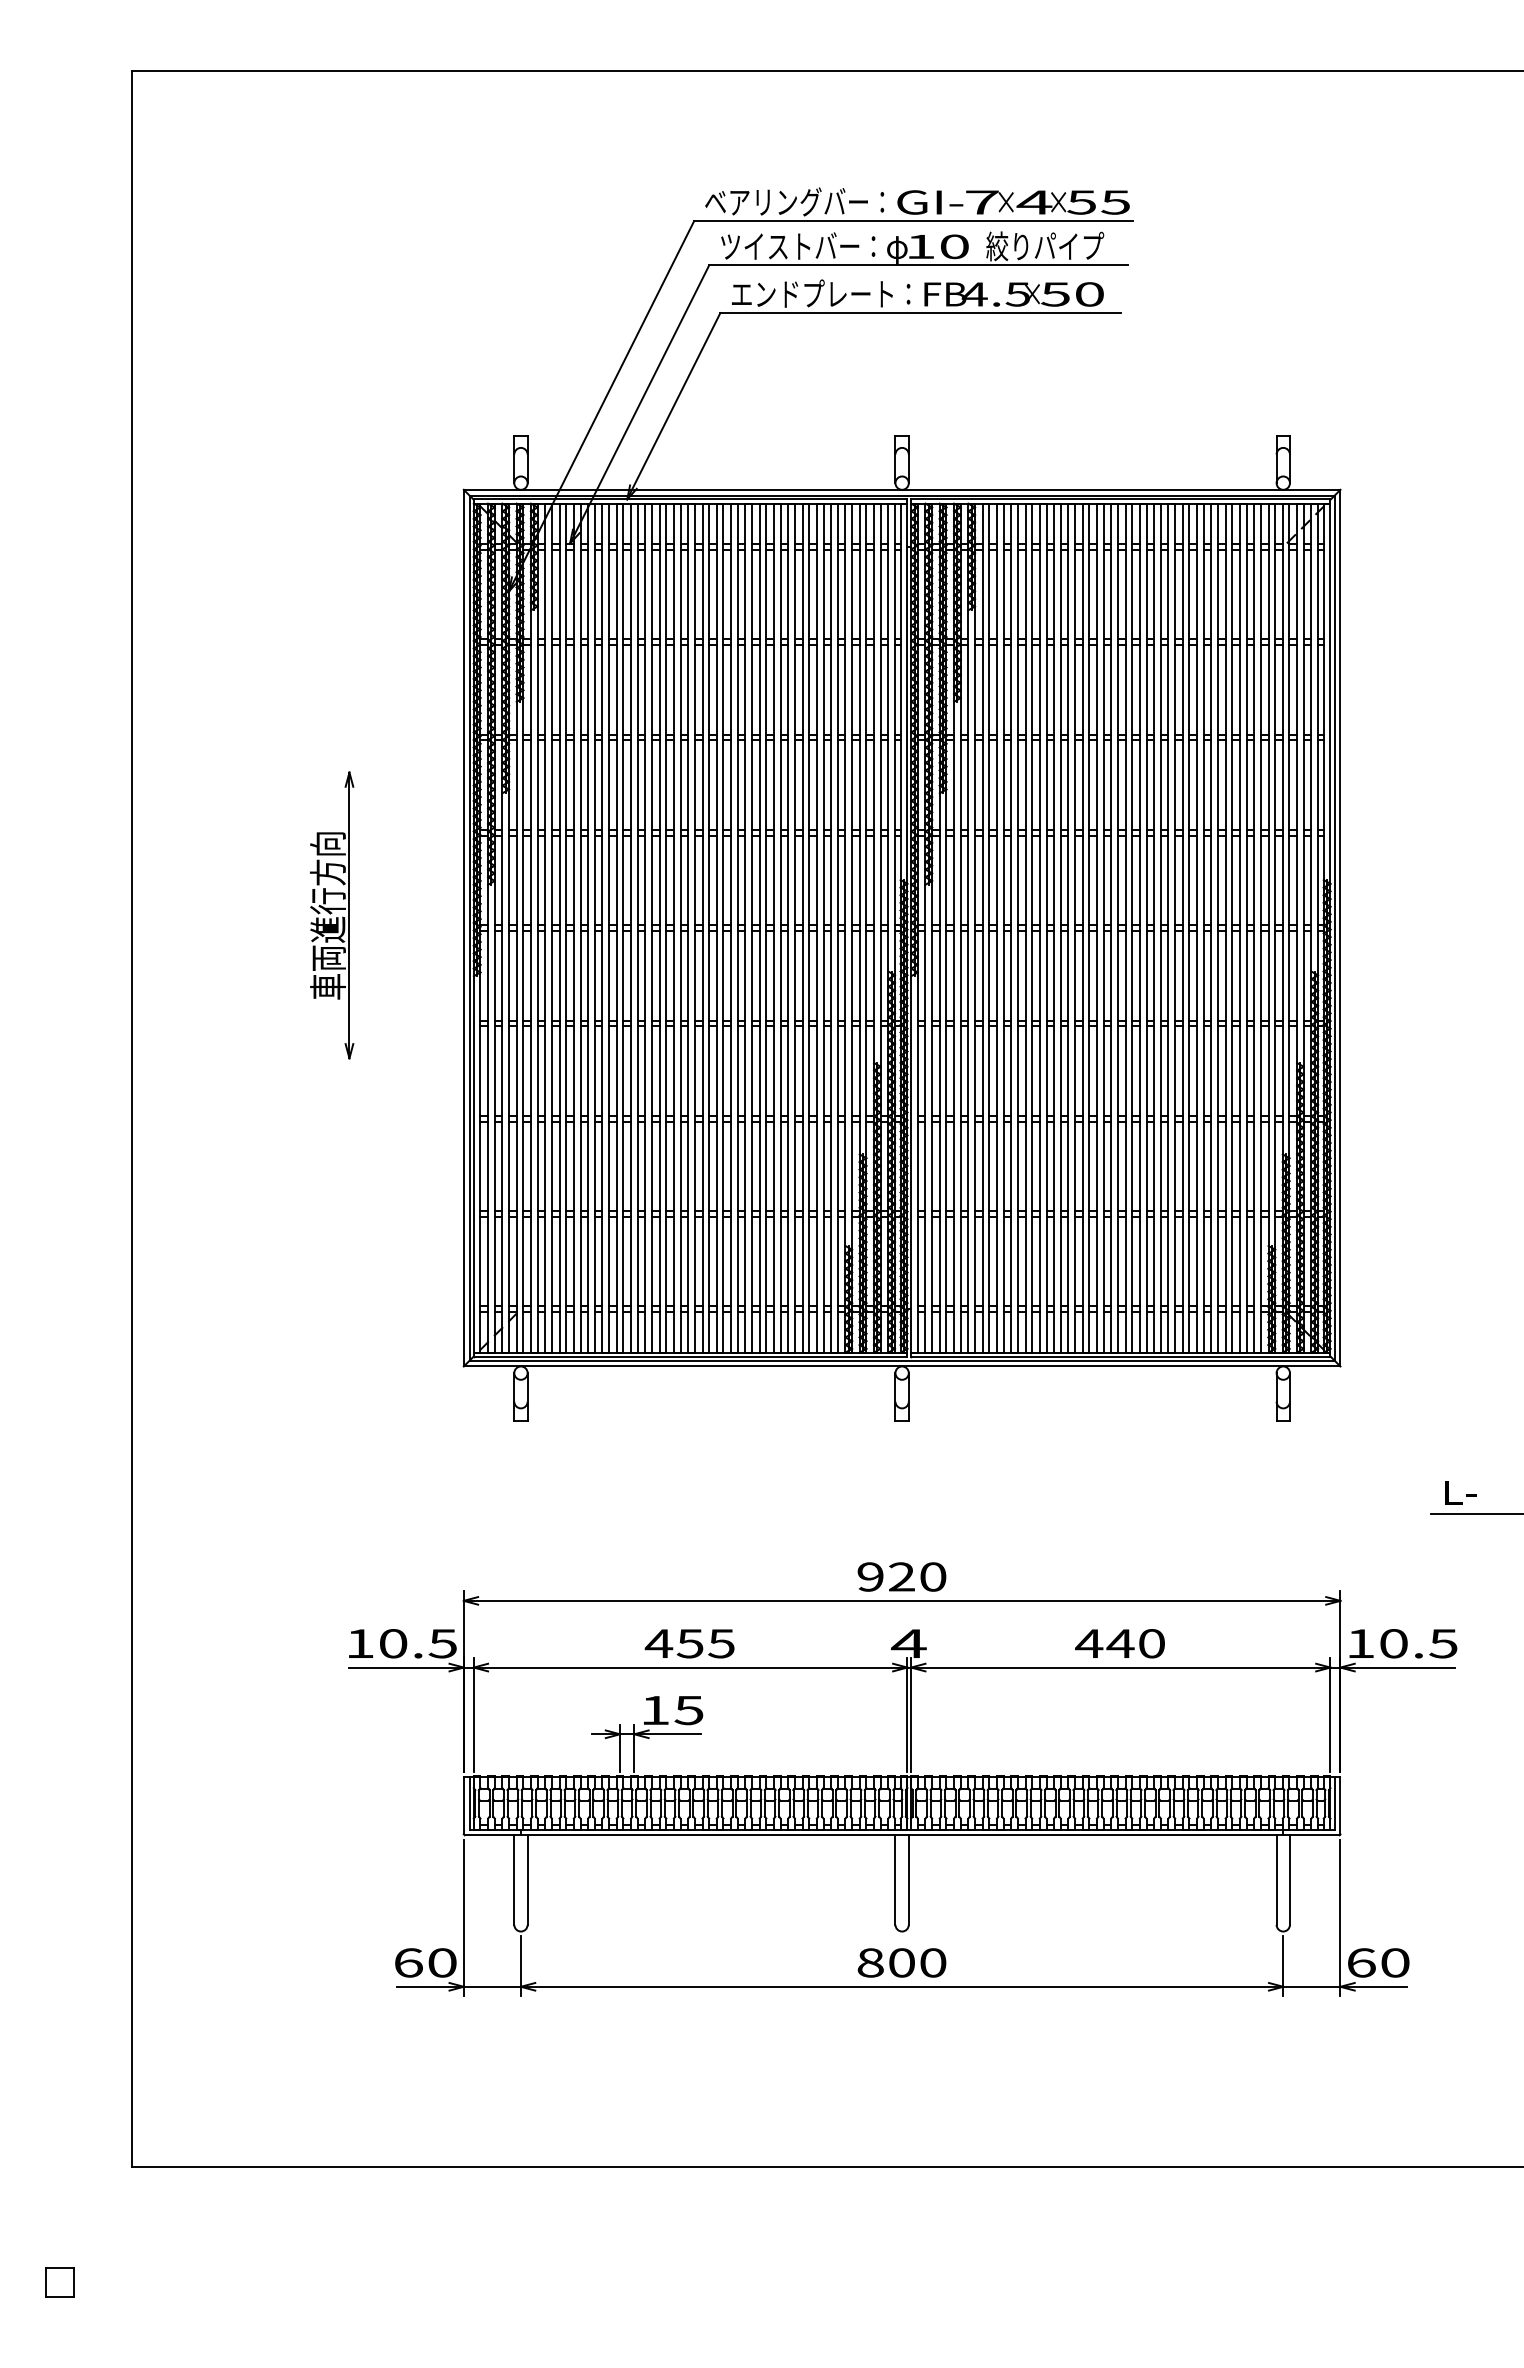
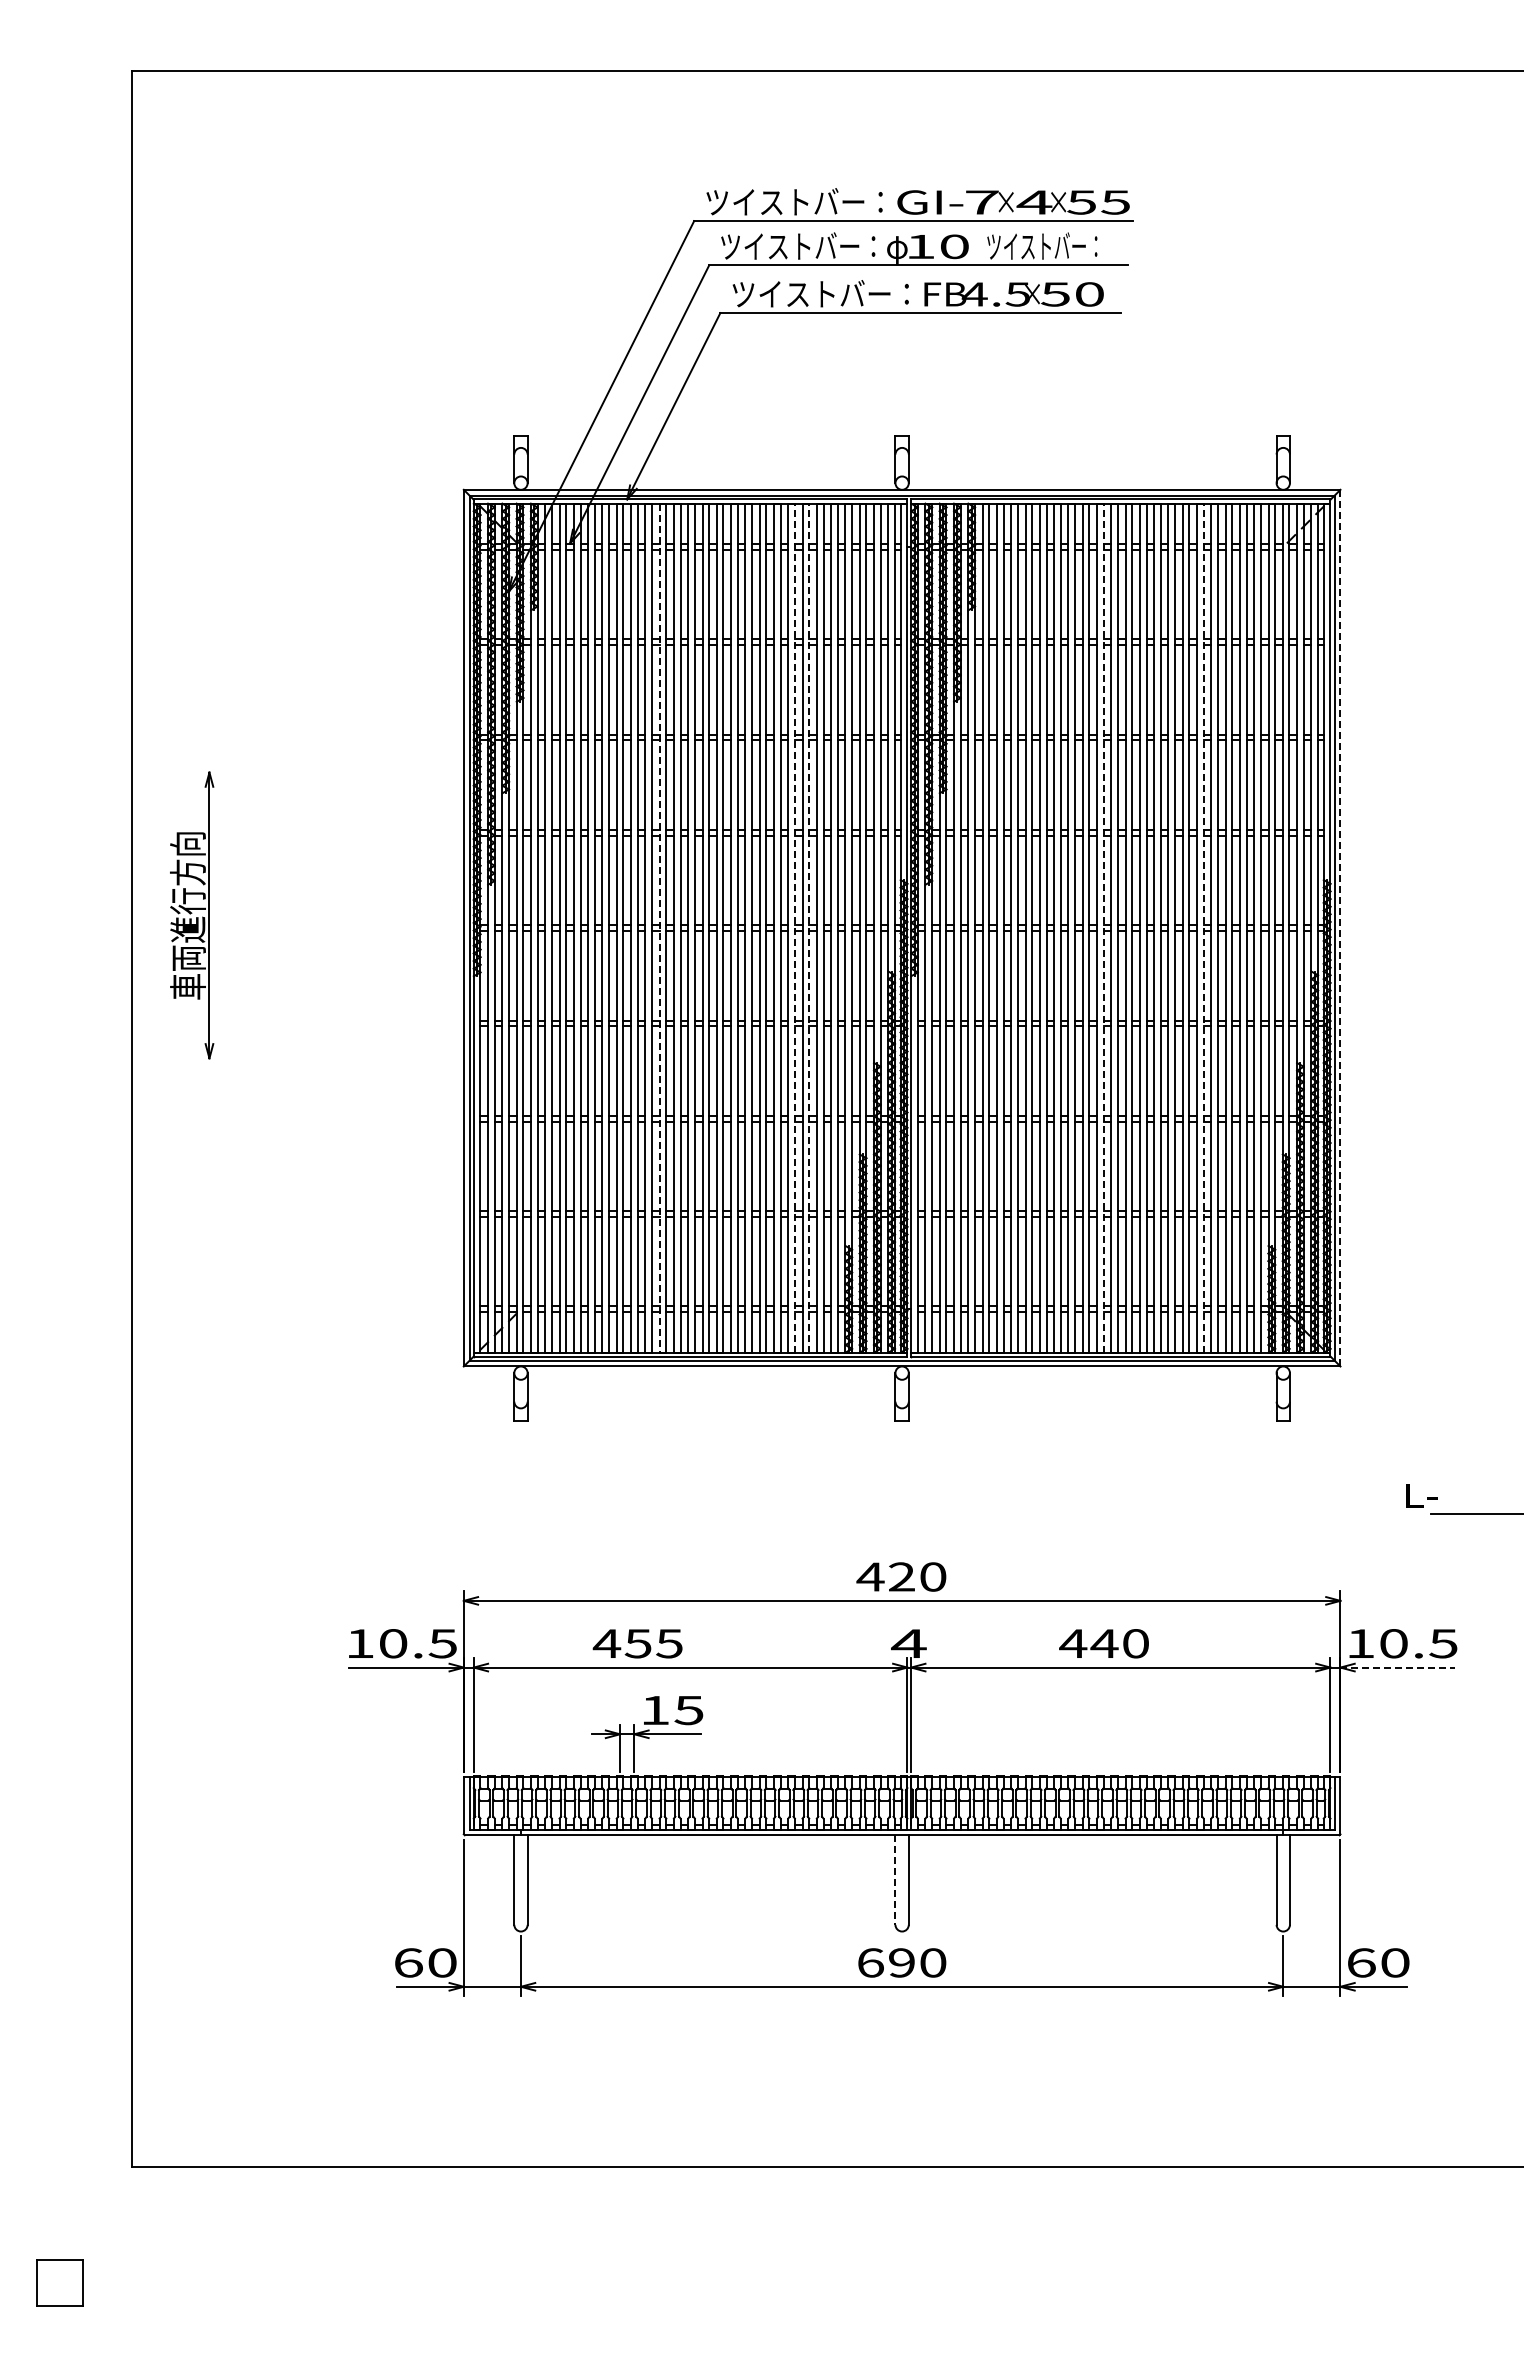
text: ベアリングバー： -> ツイストバー： (794, 201)
text: 絞りパイプ -> ツイストバー： (1045, 246)
text: エンドプレート： -> ツイストバー： (821, 293)
part position: (332, 915) -> (192, 915) (192, 915)
line: solid -> dashed (1340, 927)
line: solid -> dashed (659, 928)
line: solid -> dashed (794, 928)
line: solid -> dashed (809, 928)
line: solid -> dashed (1103, 928)
line: solid -> dashed (1203, 928)
text position: (1460, 1492) -> (1421, 1495) (1421, 1495)
text: 920 -> 420 (870, 1576)
text position: (689, 1643) -> (637, 1643) (637, 1643)
text position: (1119, 1643) -> (1103, 1643) (1103, 1643)
line: solid -> dashed (1398, 1667)
line: solid -> dashed (895, 1880)
text: 800 -> 690 (885, 1962)
part size: 30x31 px -> 48x48 px (59, 2282)
